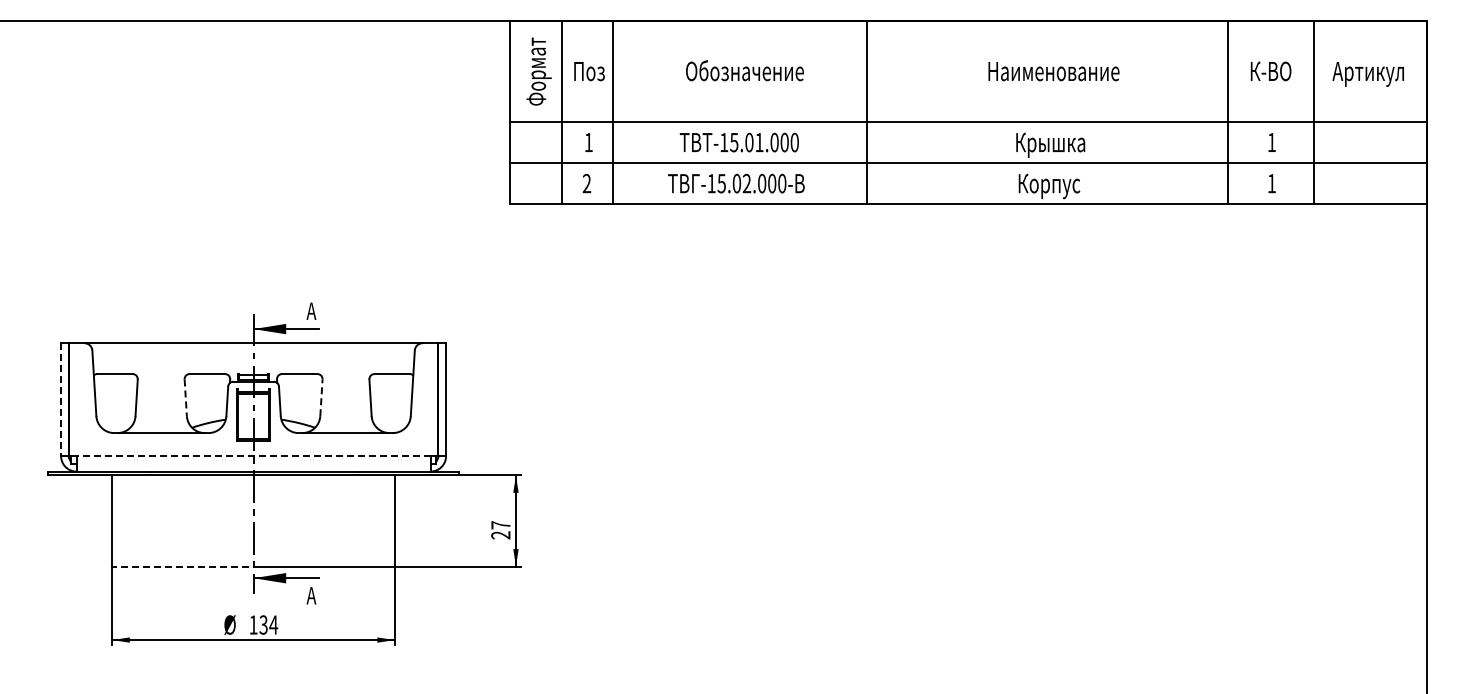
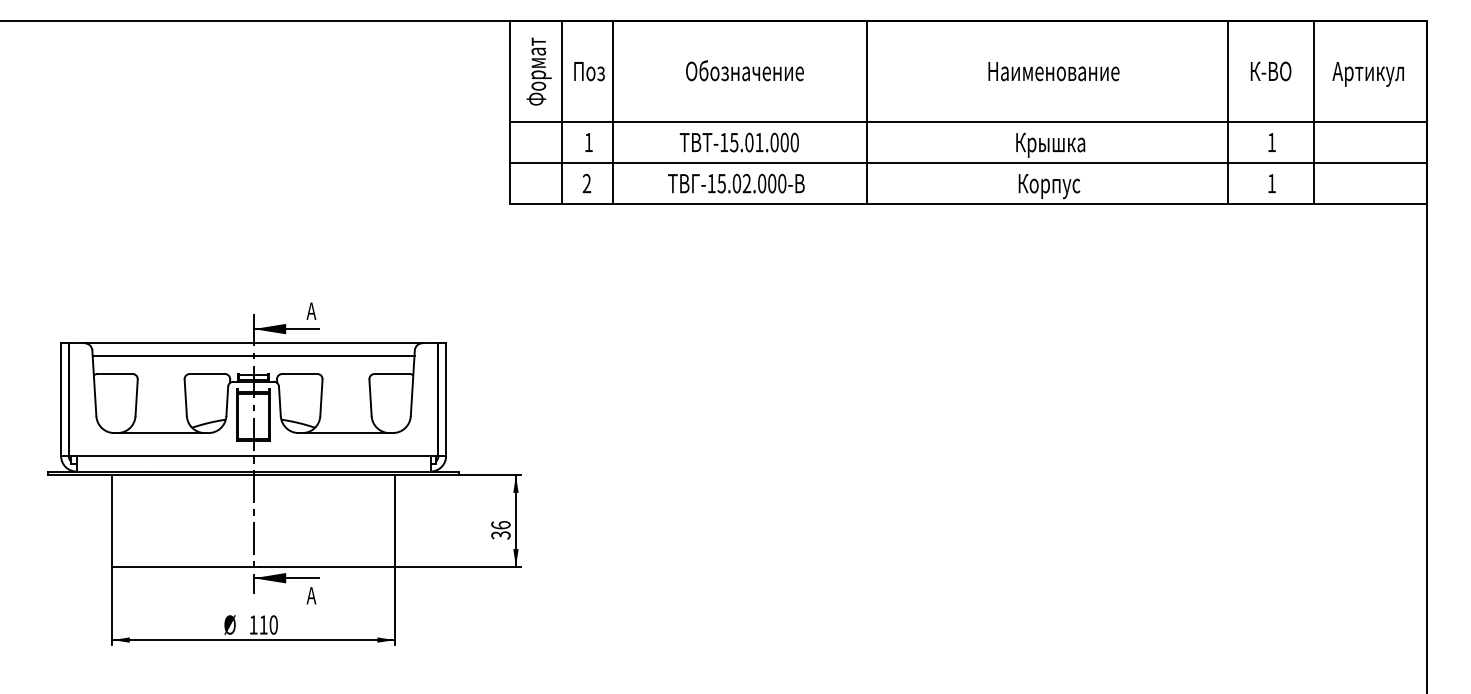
line: none -> present (253, 356)
line: dashed -> solid (321, 397)
line: dashed -> solid (185, 398)
line: dashed -> solid (61, 400)
line: dashed -> solid (253, 456)
text: 27 -> 36 (500, 530)
line: dashed -> solid (186, 566)
text: 134 -> 110 (268, 624)
